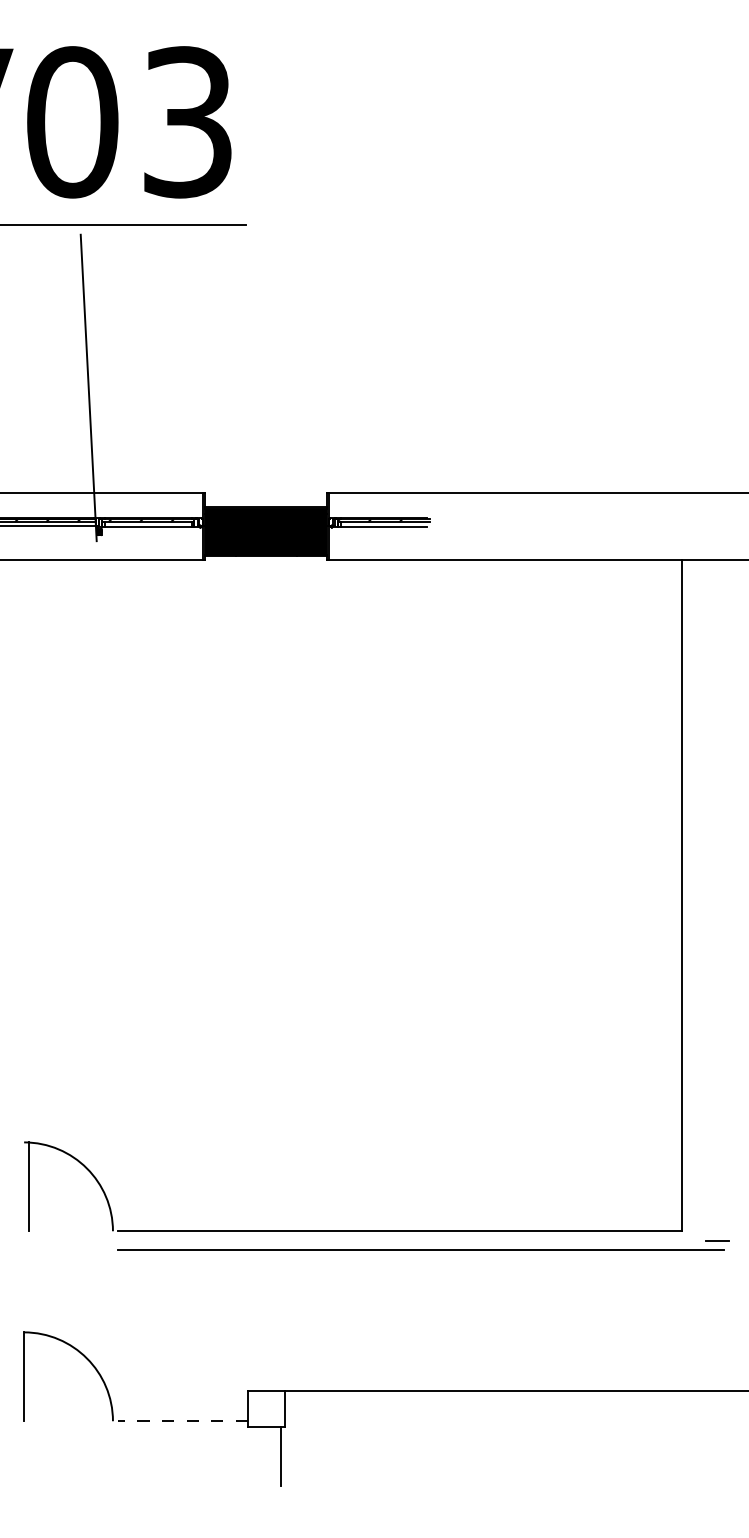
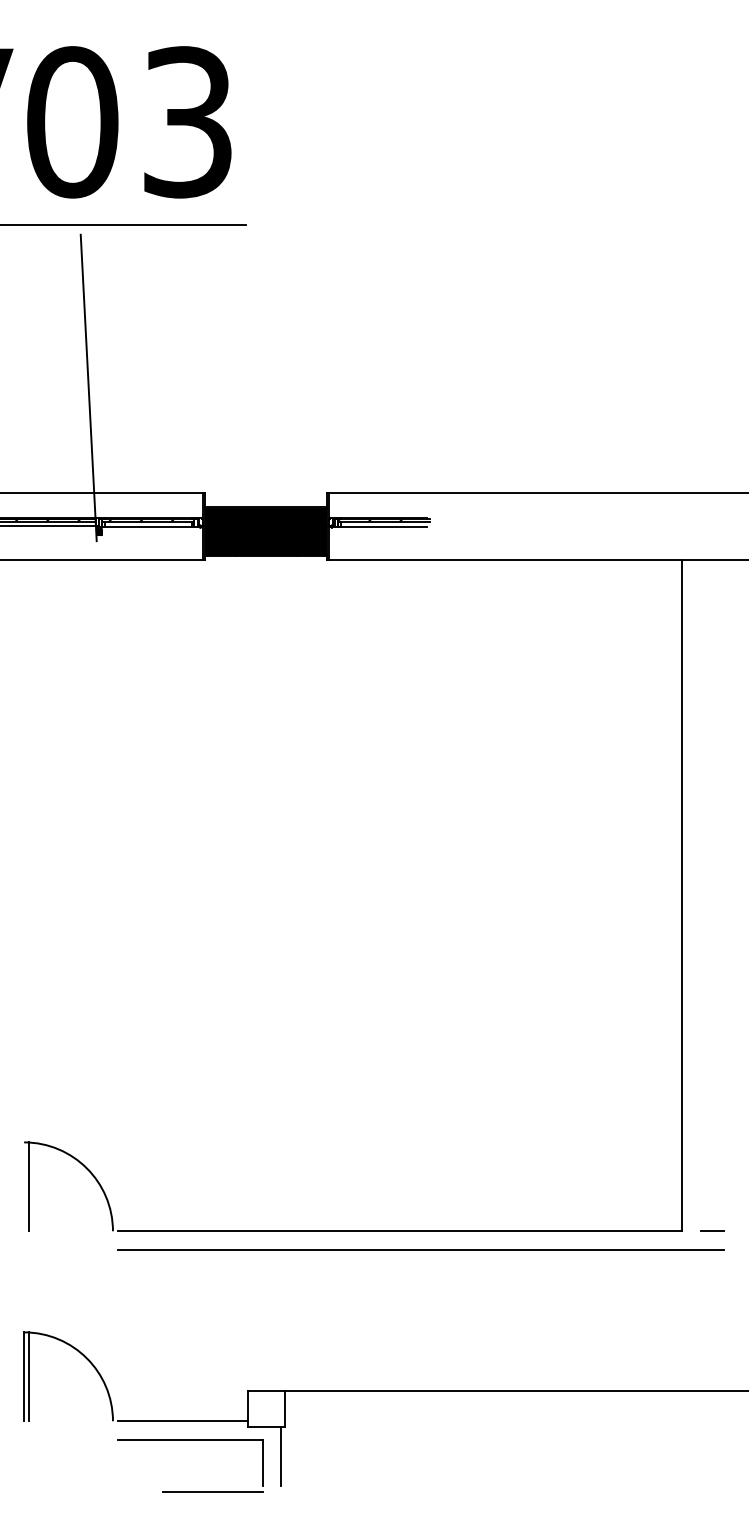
line position: (717, 1240) -> (712, 1230) (712, 1230)
line: none -> present (29, 1376)
line: dashed -> solid (182, 1421)
part: none -> present (190, 1440)
